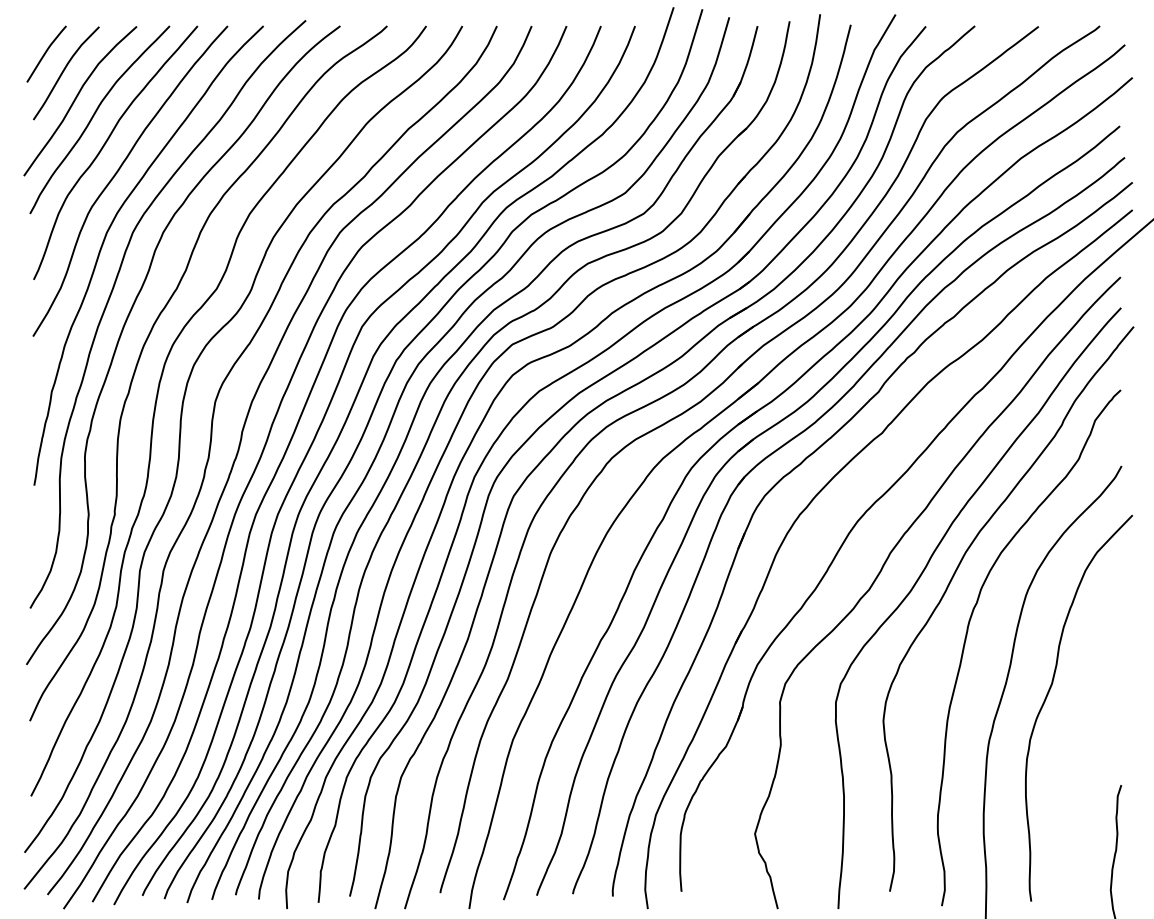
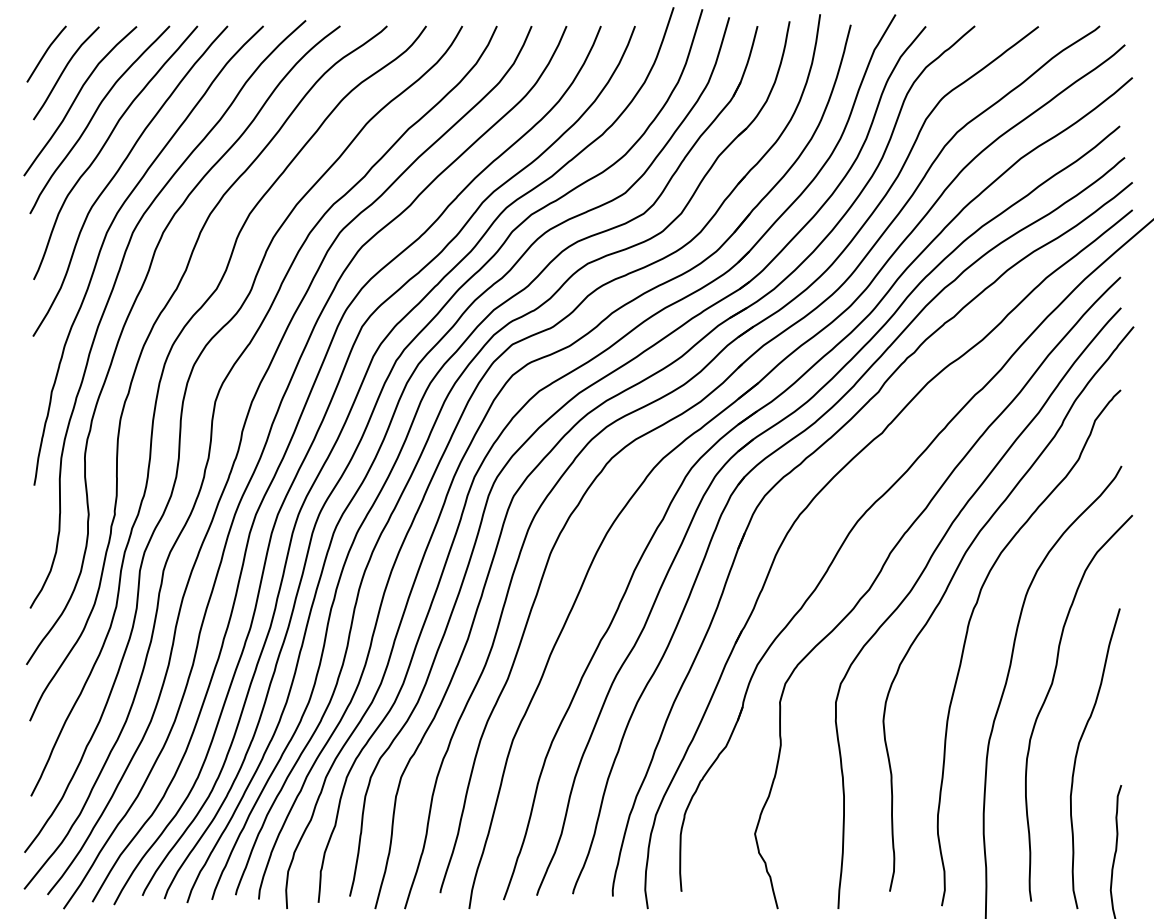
curve: none -> present (1077, 755)
